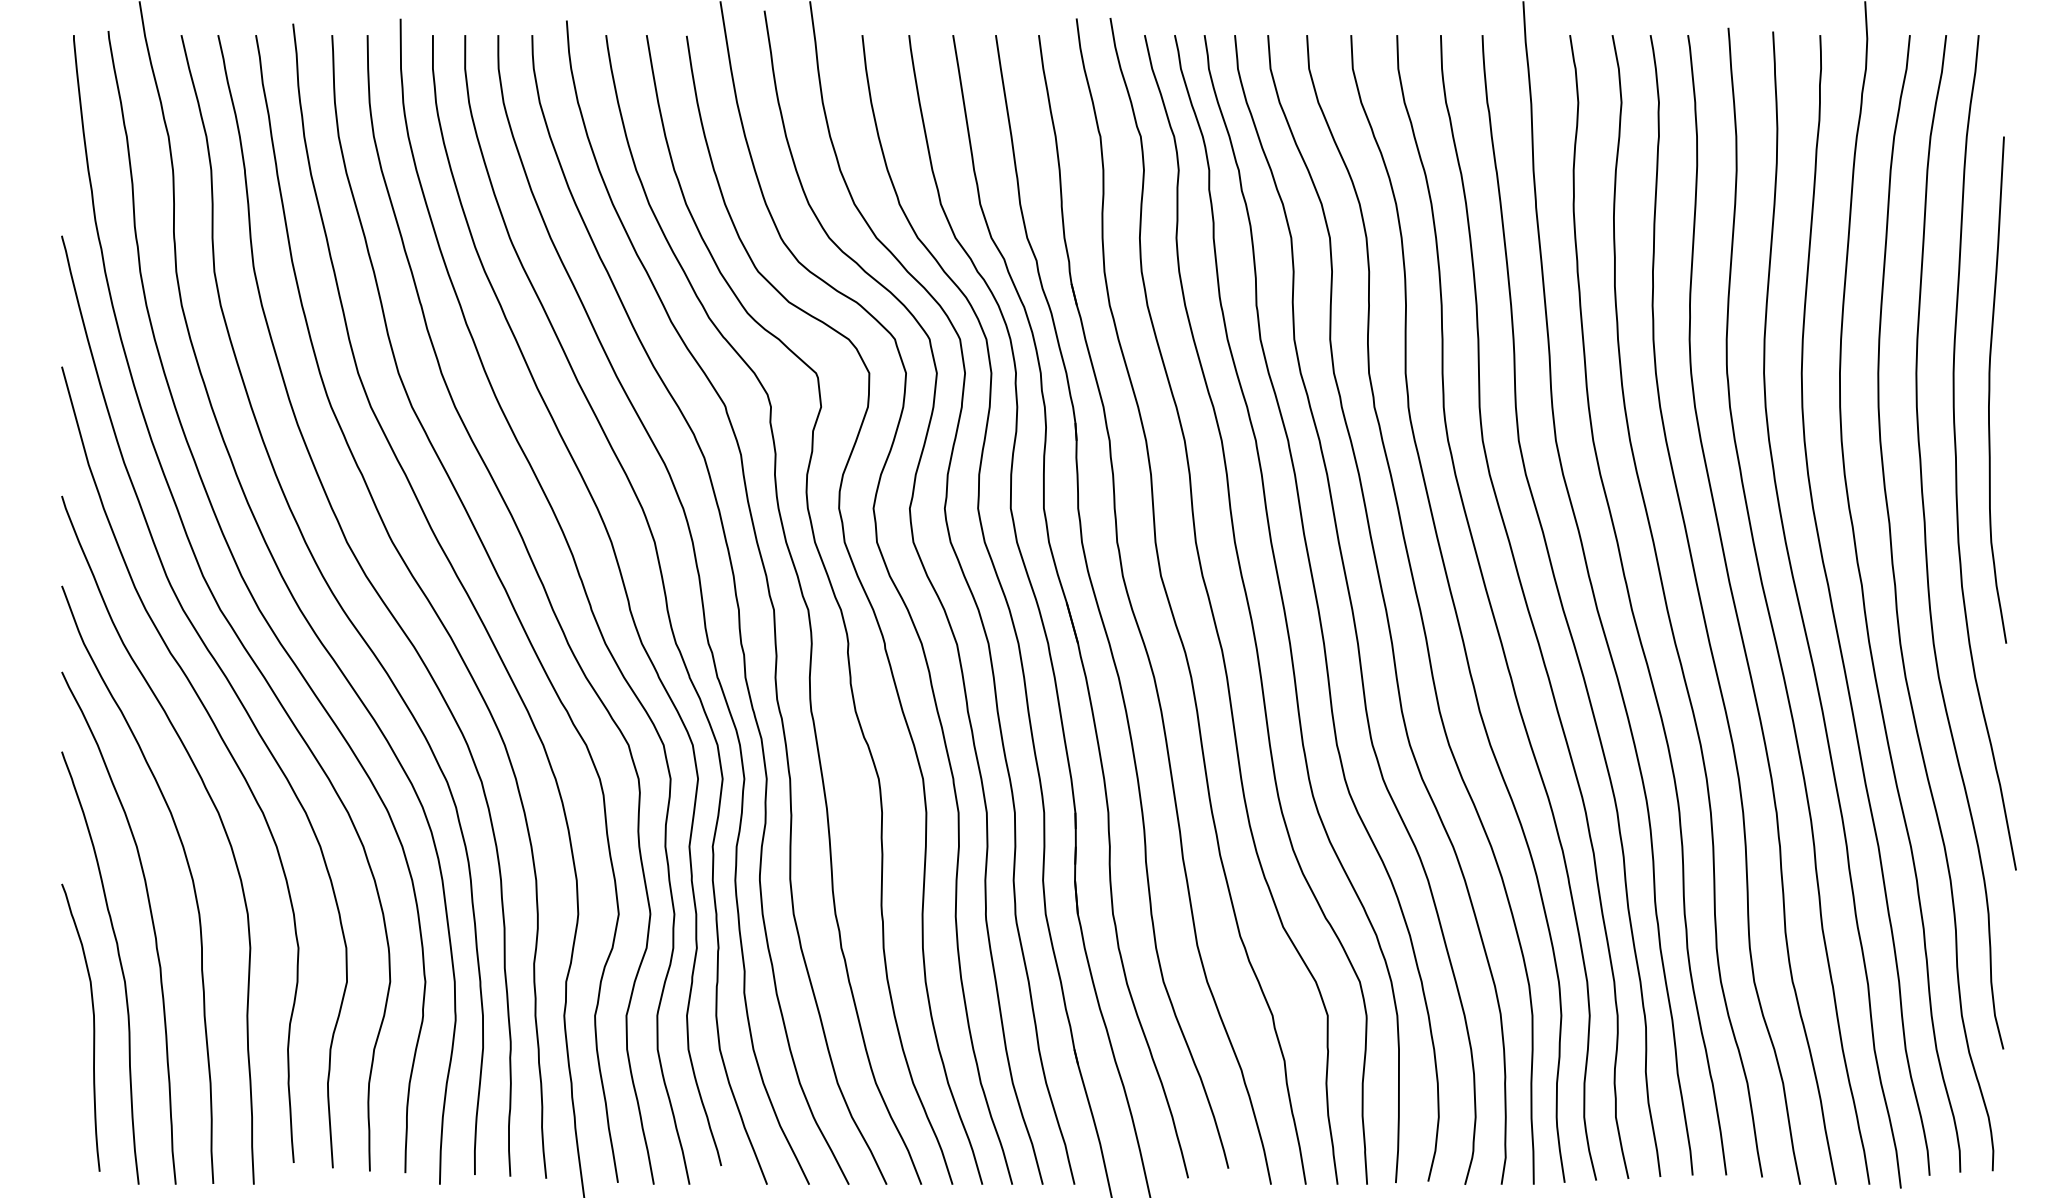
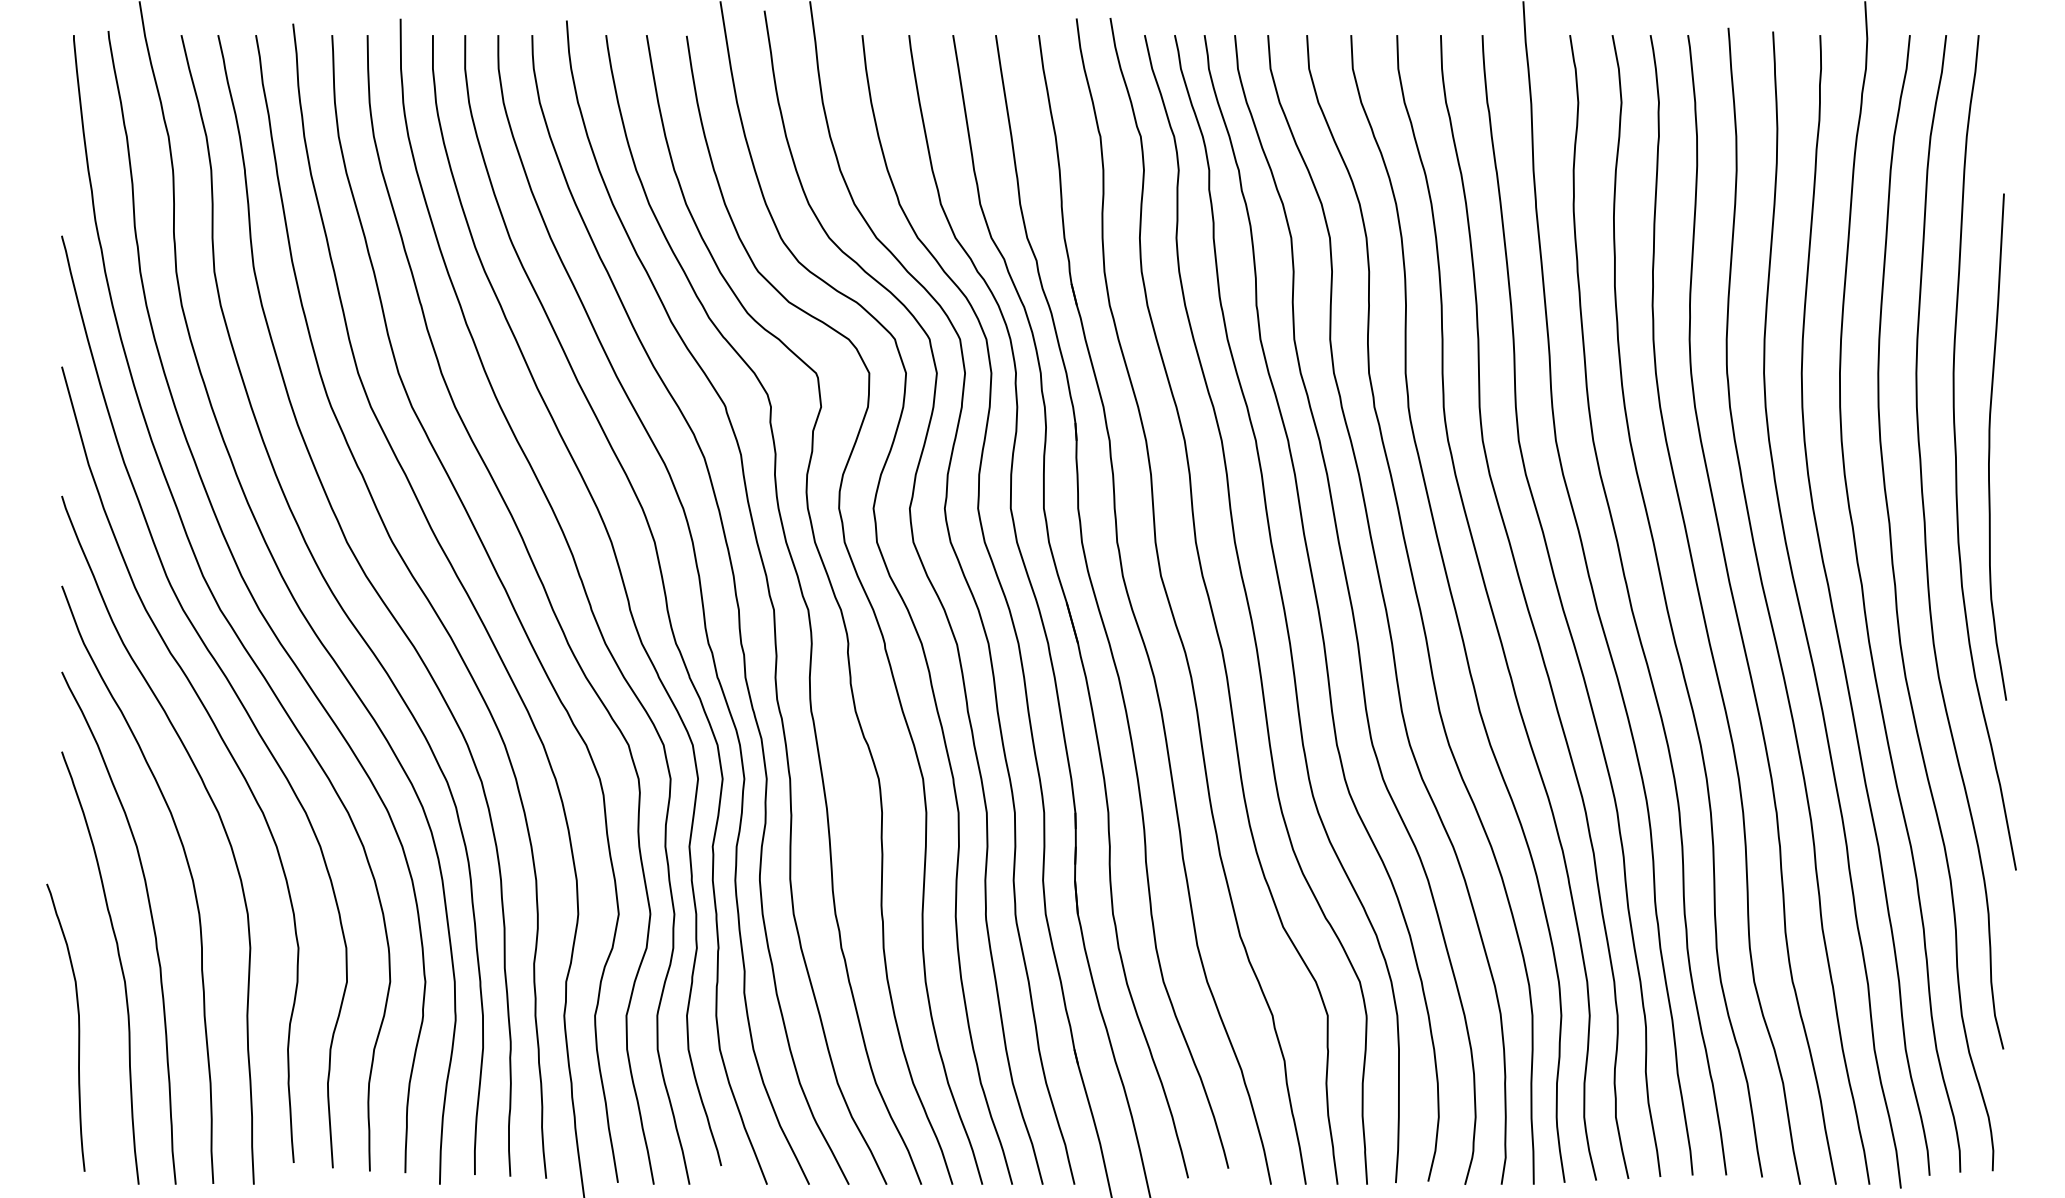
curve position: (1990, 389) -> (1990, 446) (1990, 446)
curve position: (93, 1027) -> (78, 1027) (78, 1027)
